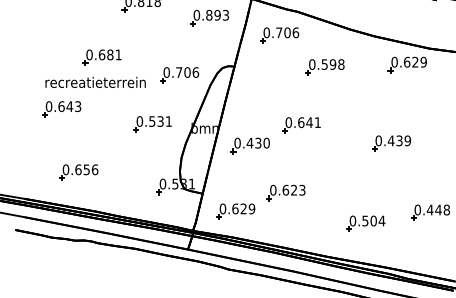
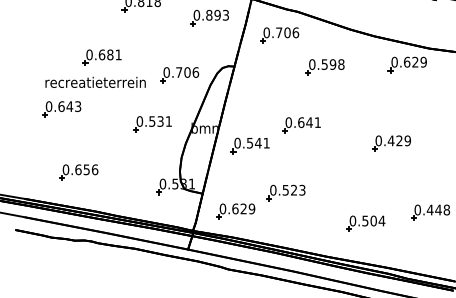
text: 0.439 -> 0.429 (399, 141)
text: 0.430 -> 0.541 (257, 142)
text: 0.623 -> 0.523 (285, 189)
